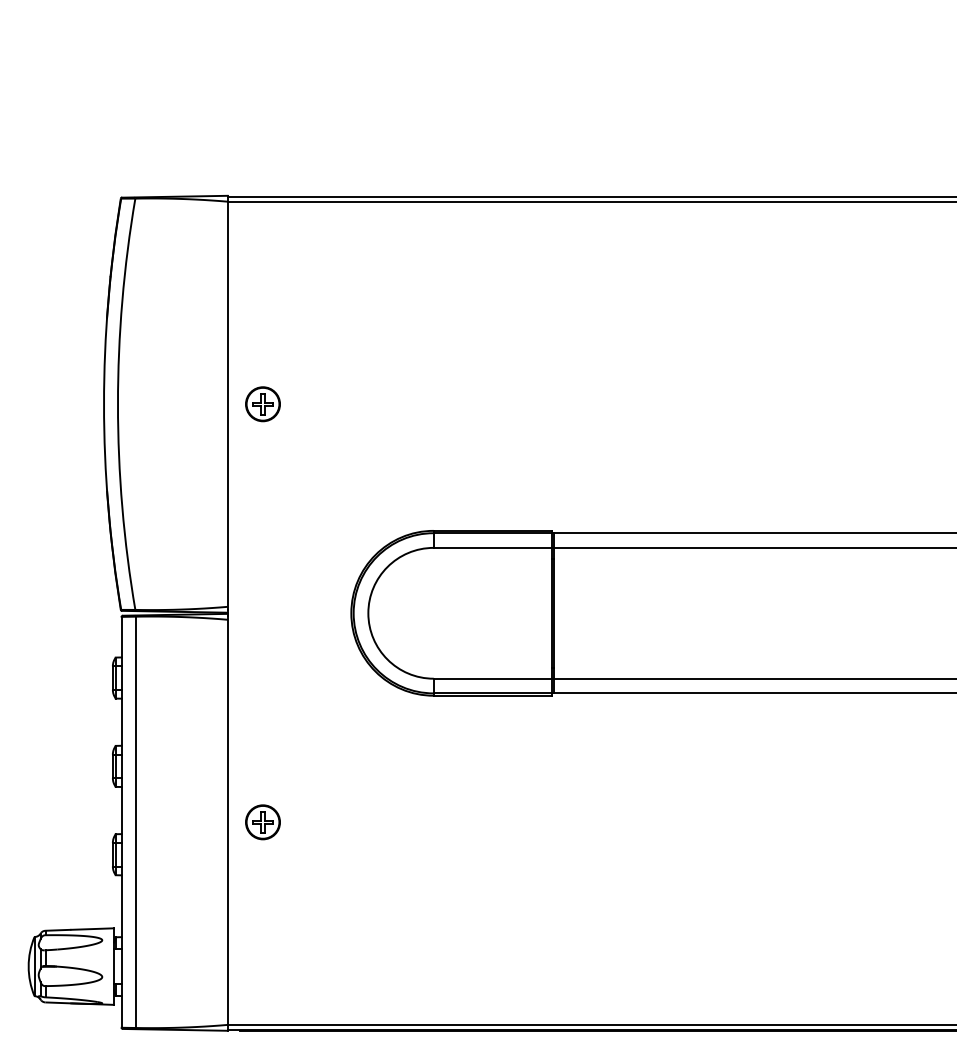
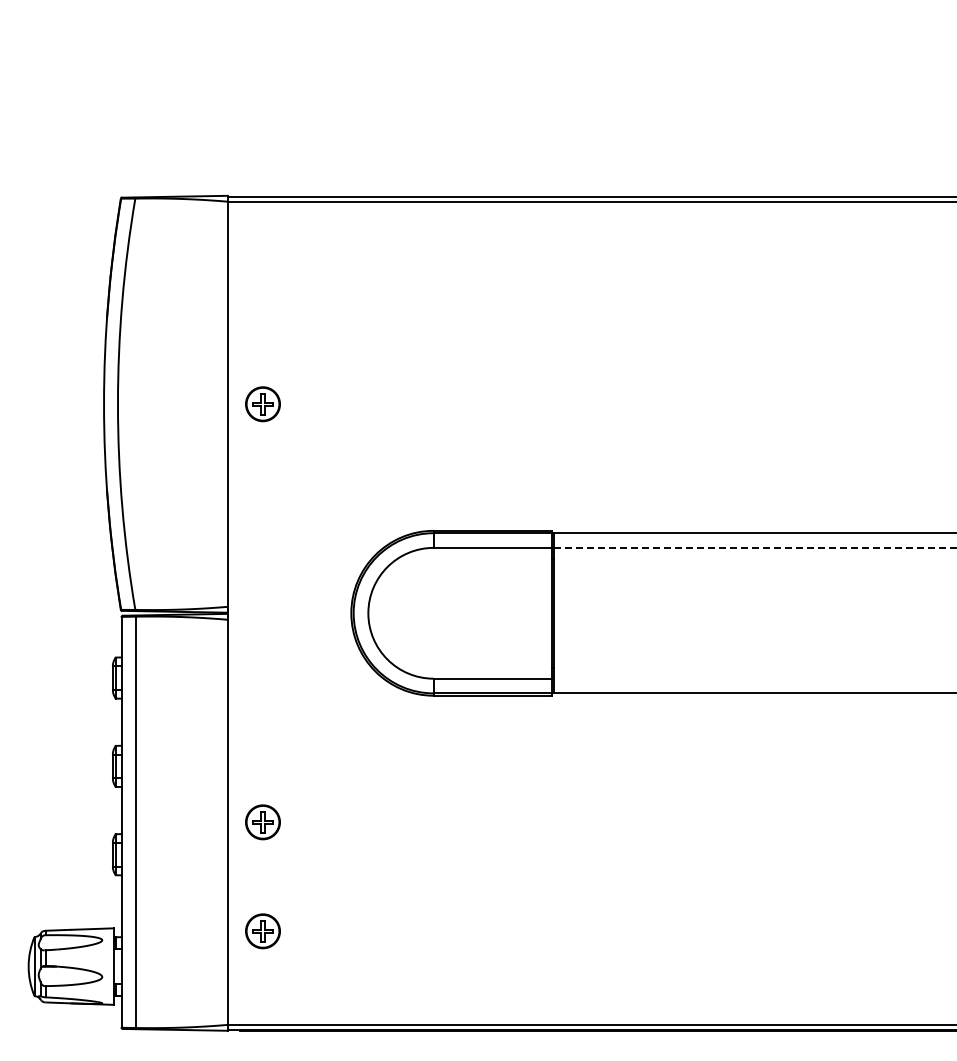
line: solid -> dashed (755, 547)
line: present -> none (753, 678)
part: none -> present (262, 931)
